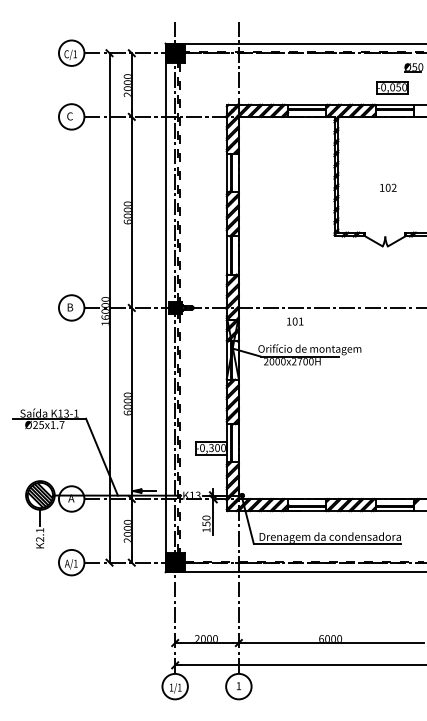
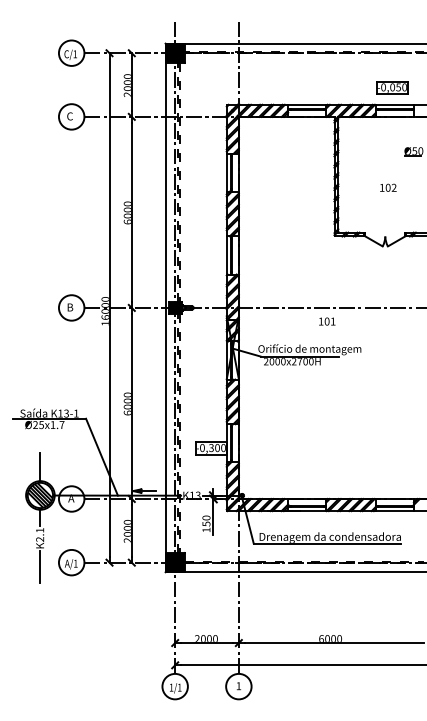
part position: (413, 67) -> (413, 151) (413, 151)
text position: (295, 321) -> (327, 321) (327, 321)
line: none -> present (40, 466)
line: none -> present (40, 566)
